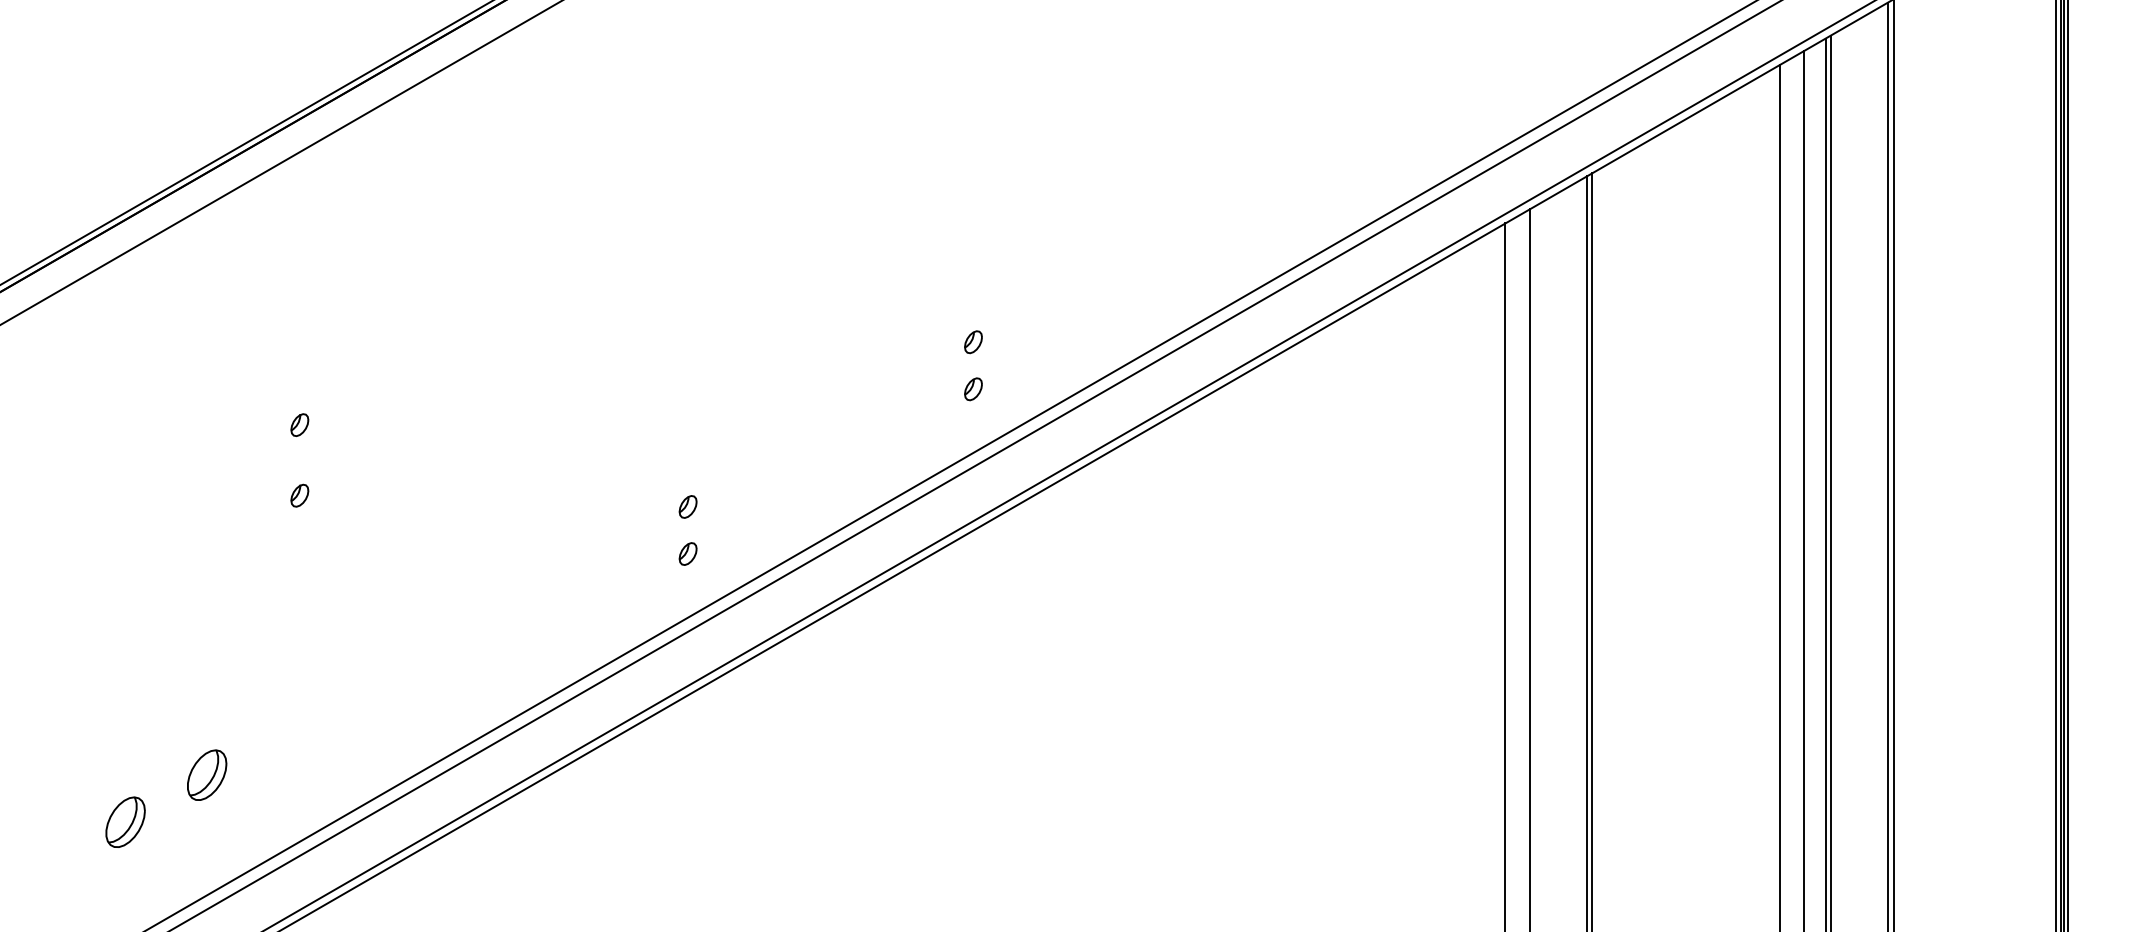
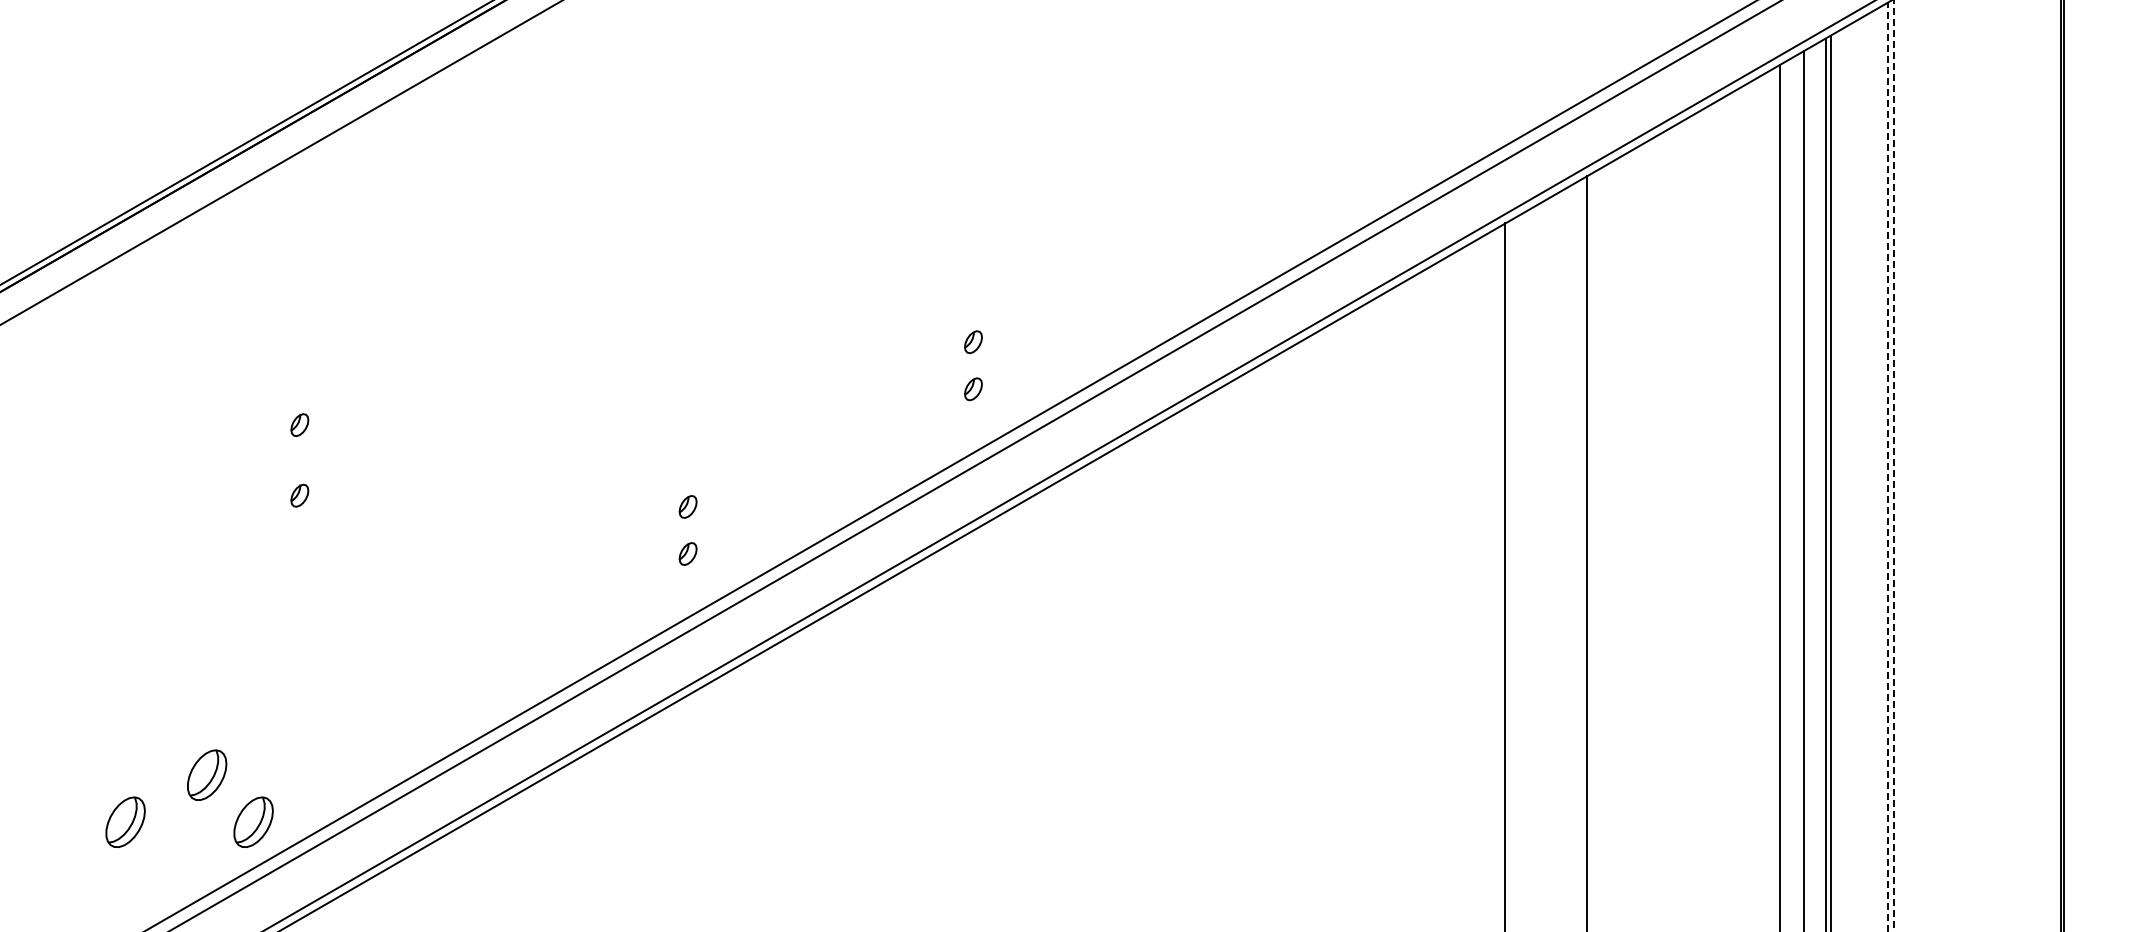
line: present -> none (2055, 465)
line: present -> none (2068, 465)
line: solid -> dashed (1887, 466)
line: solid -> dashed (1893, 466)
line: present -> none (1592, 550)
line: present -> none (1529, 568)
part: none -> present (253, 821)
